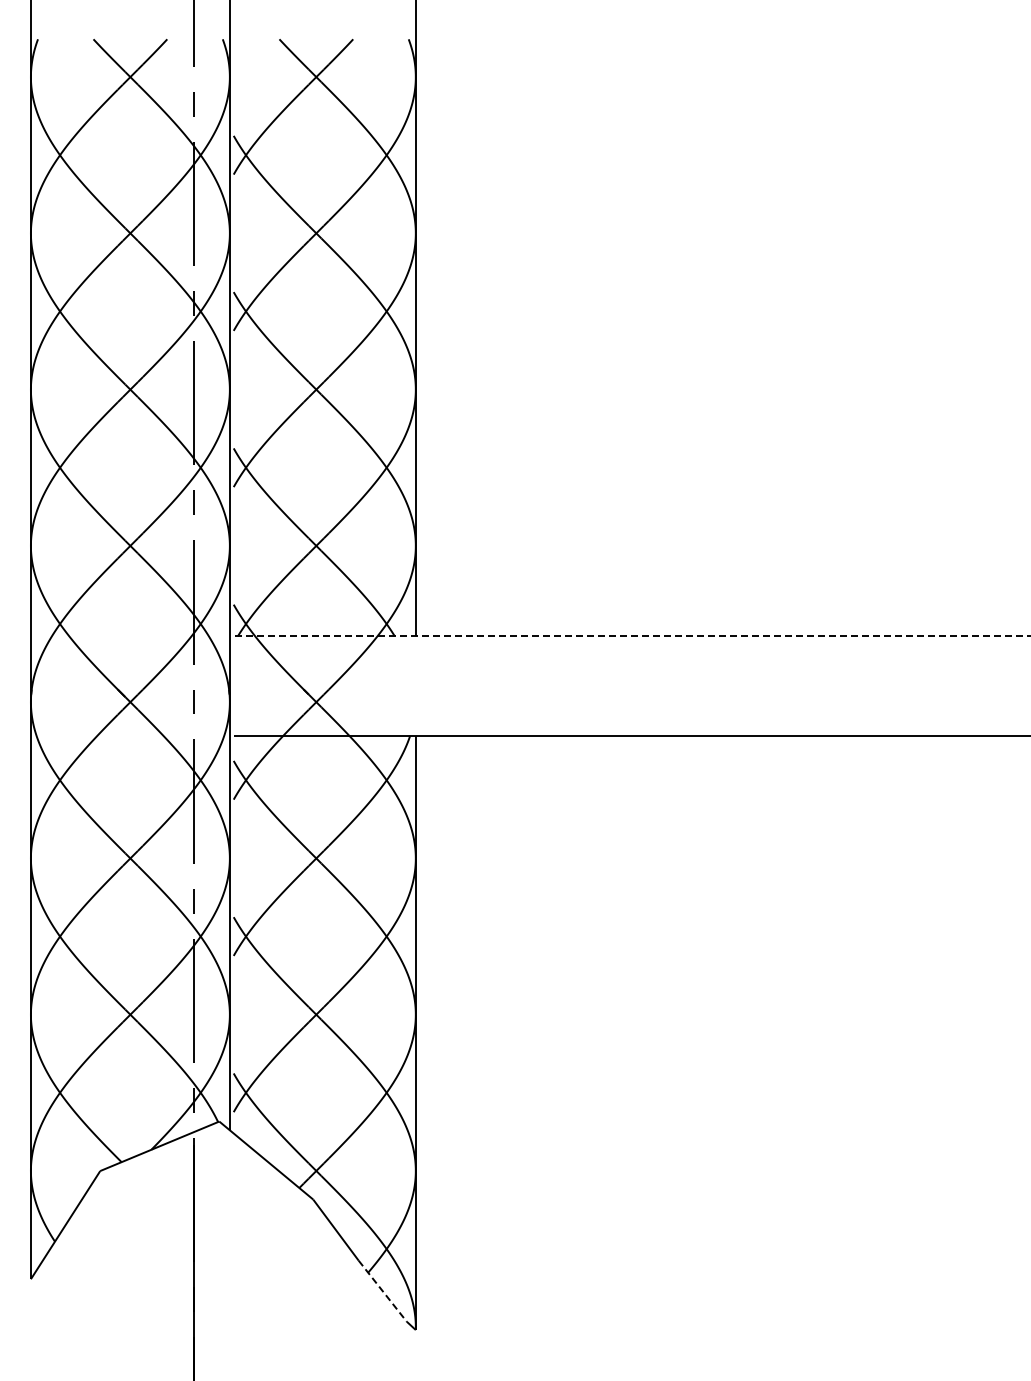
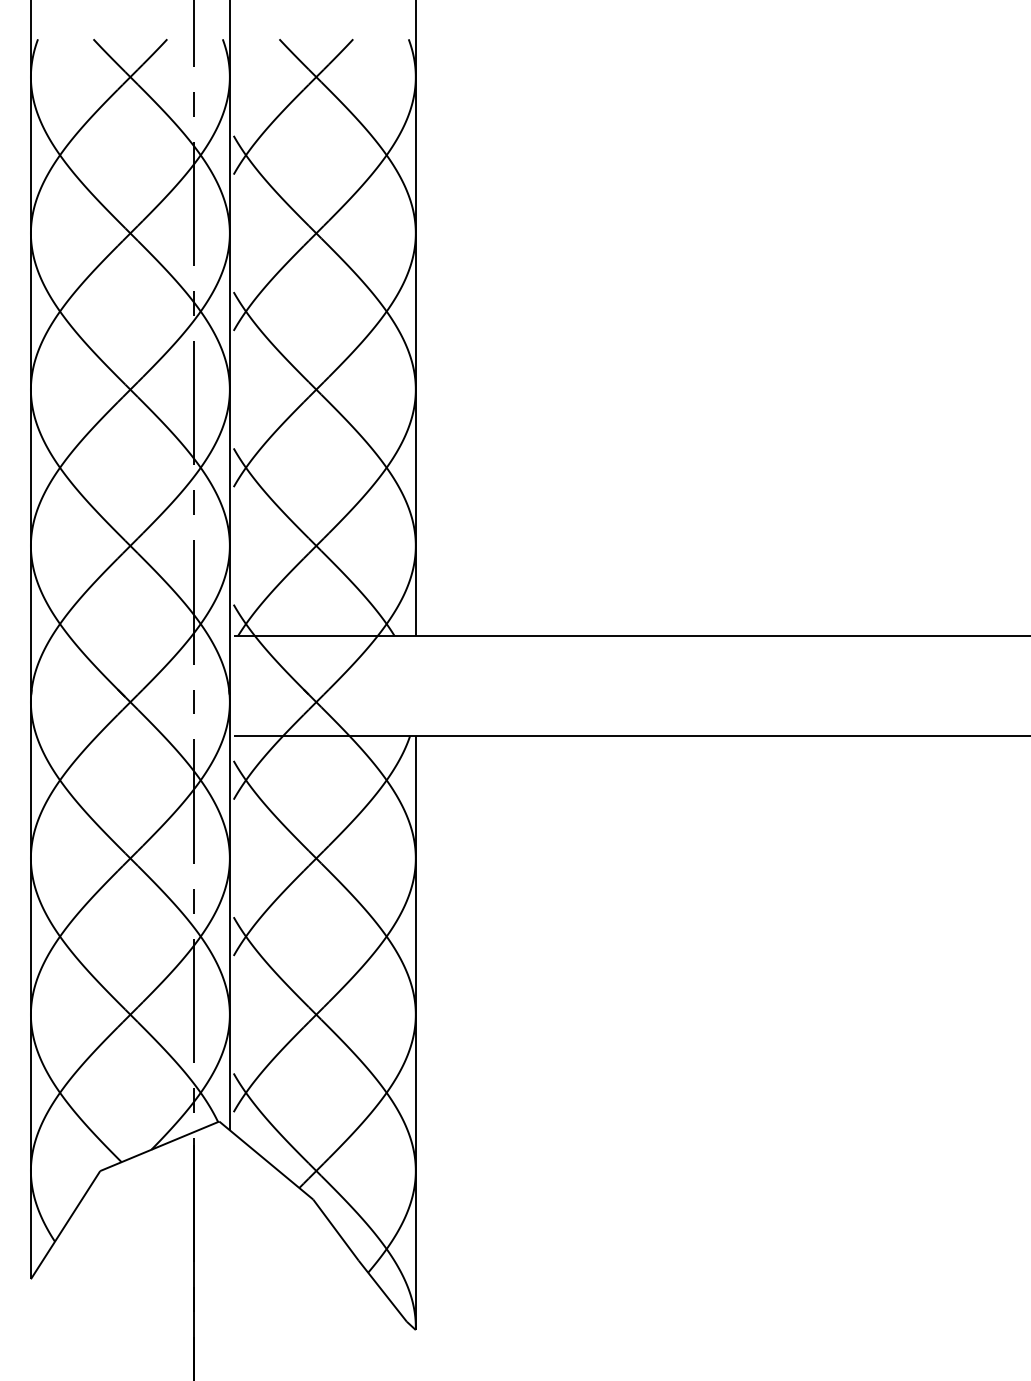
line: dashed -> solid (631, 636)
line: dashed -> solid (382, 1291)
